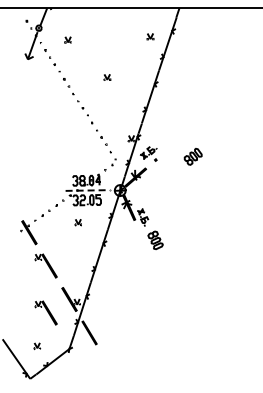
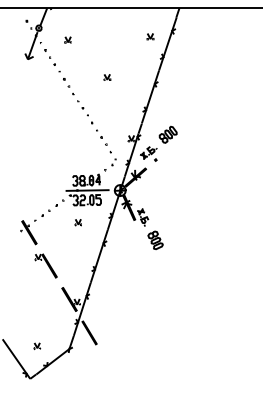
part position: (192, 156) -> (167, 134) (167, 134)
line: dashed -> solid (88, 190)
part: present -> none (45, 312)
